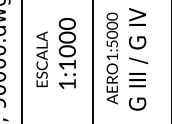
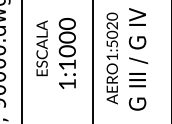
text: 1:5000 -> 1:5020 (112, 25)
text position: (41, 59) -> (41, 48) (41, 48)
